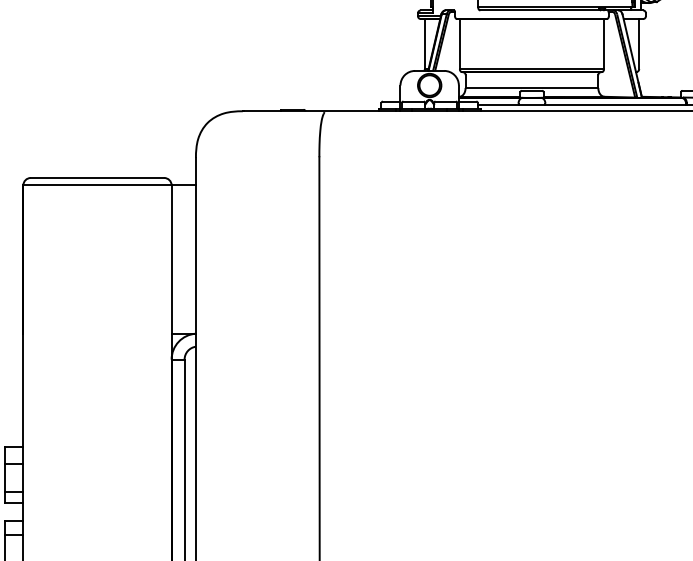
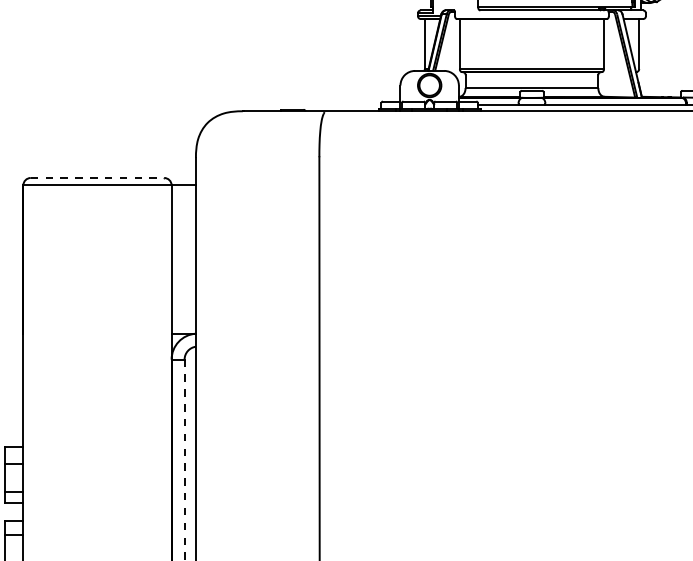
line: solid -> dashed (97, 177)
line: solid -> dashed (184, 460)
